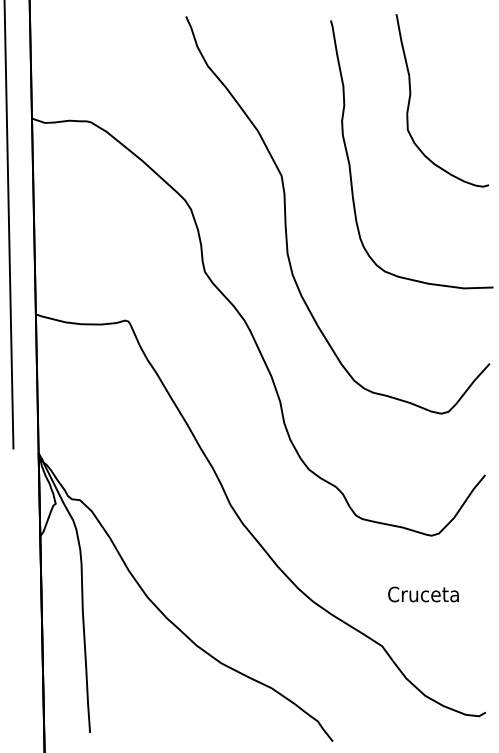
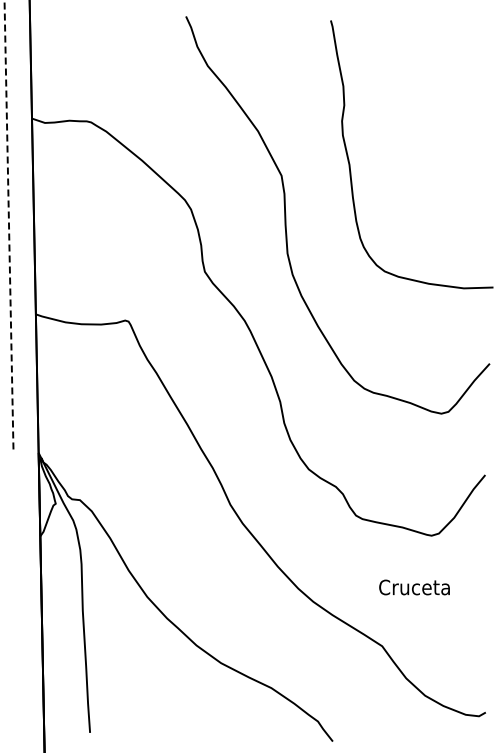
curve: present -> none (411, 94)
line: solid -> dashed (9, 224)
text position: (423, 594) -> (414, 587) (414, 587)
